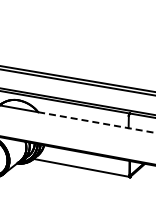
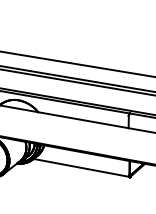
line: none -> present (77, 63)
line: dashed -> solid (97, 122)
